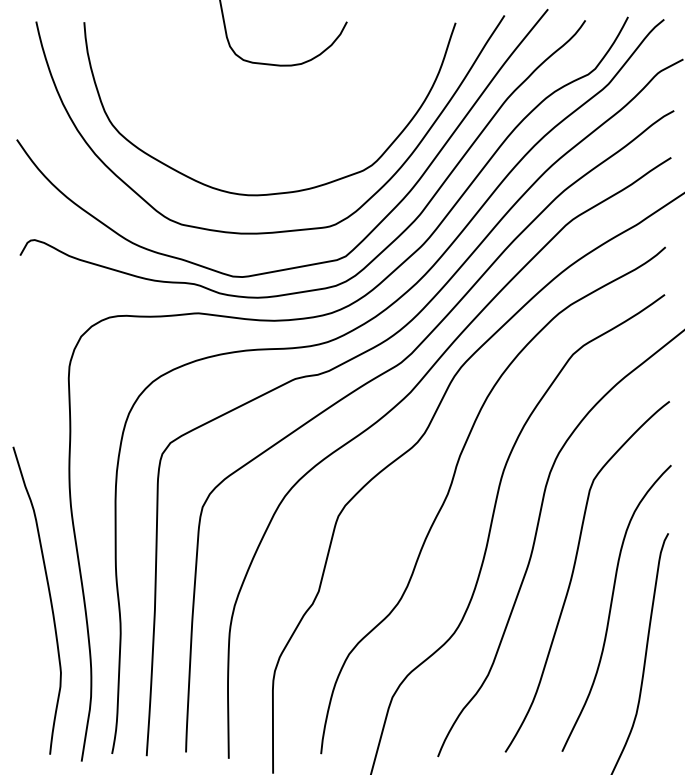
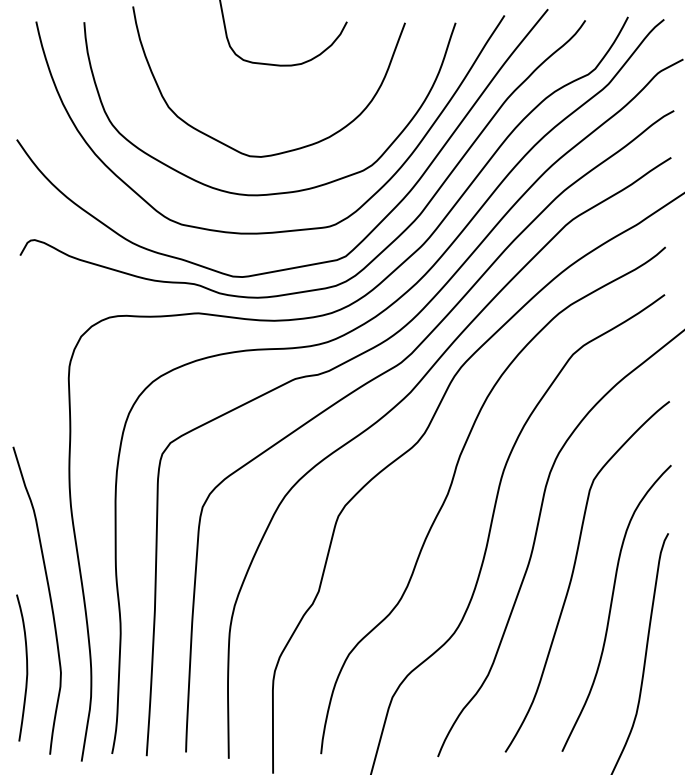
curve: none -> present (287, 150)
curve: none -> present (26, 667)
